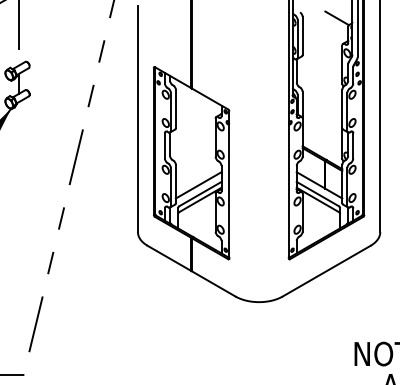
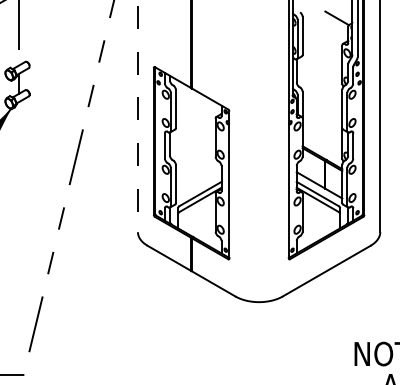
line: solid -> dashed (137, 119)
line: present -> none (198, 185)
